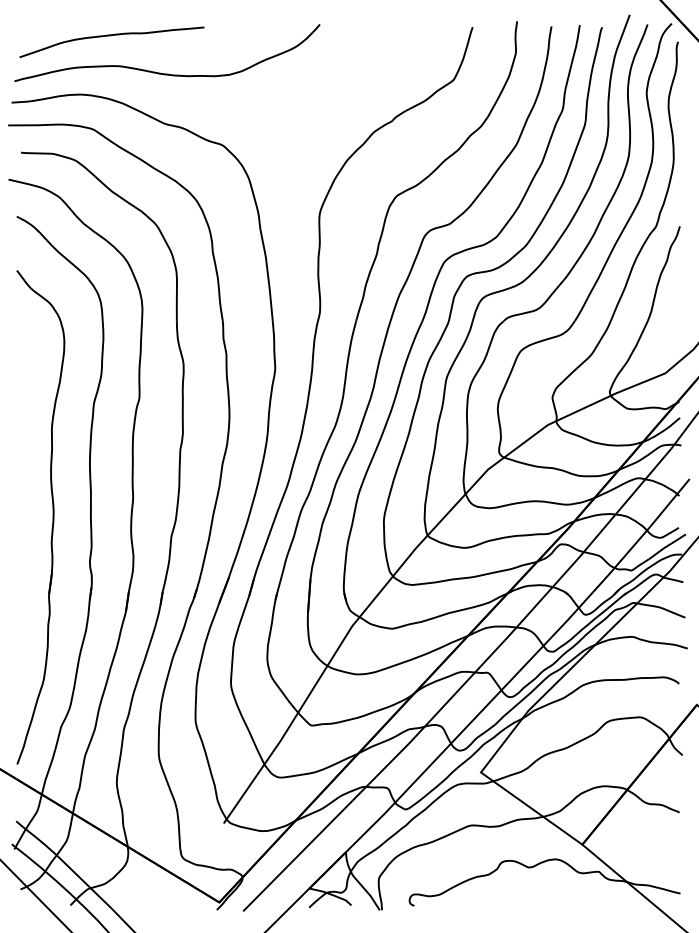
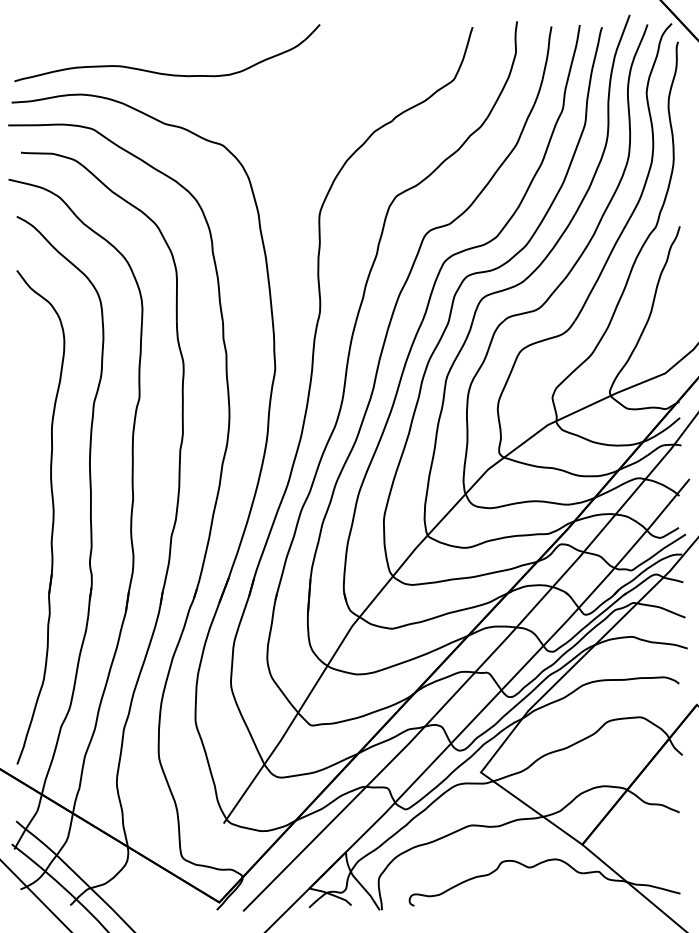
curve: present -> none (111, 36)
